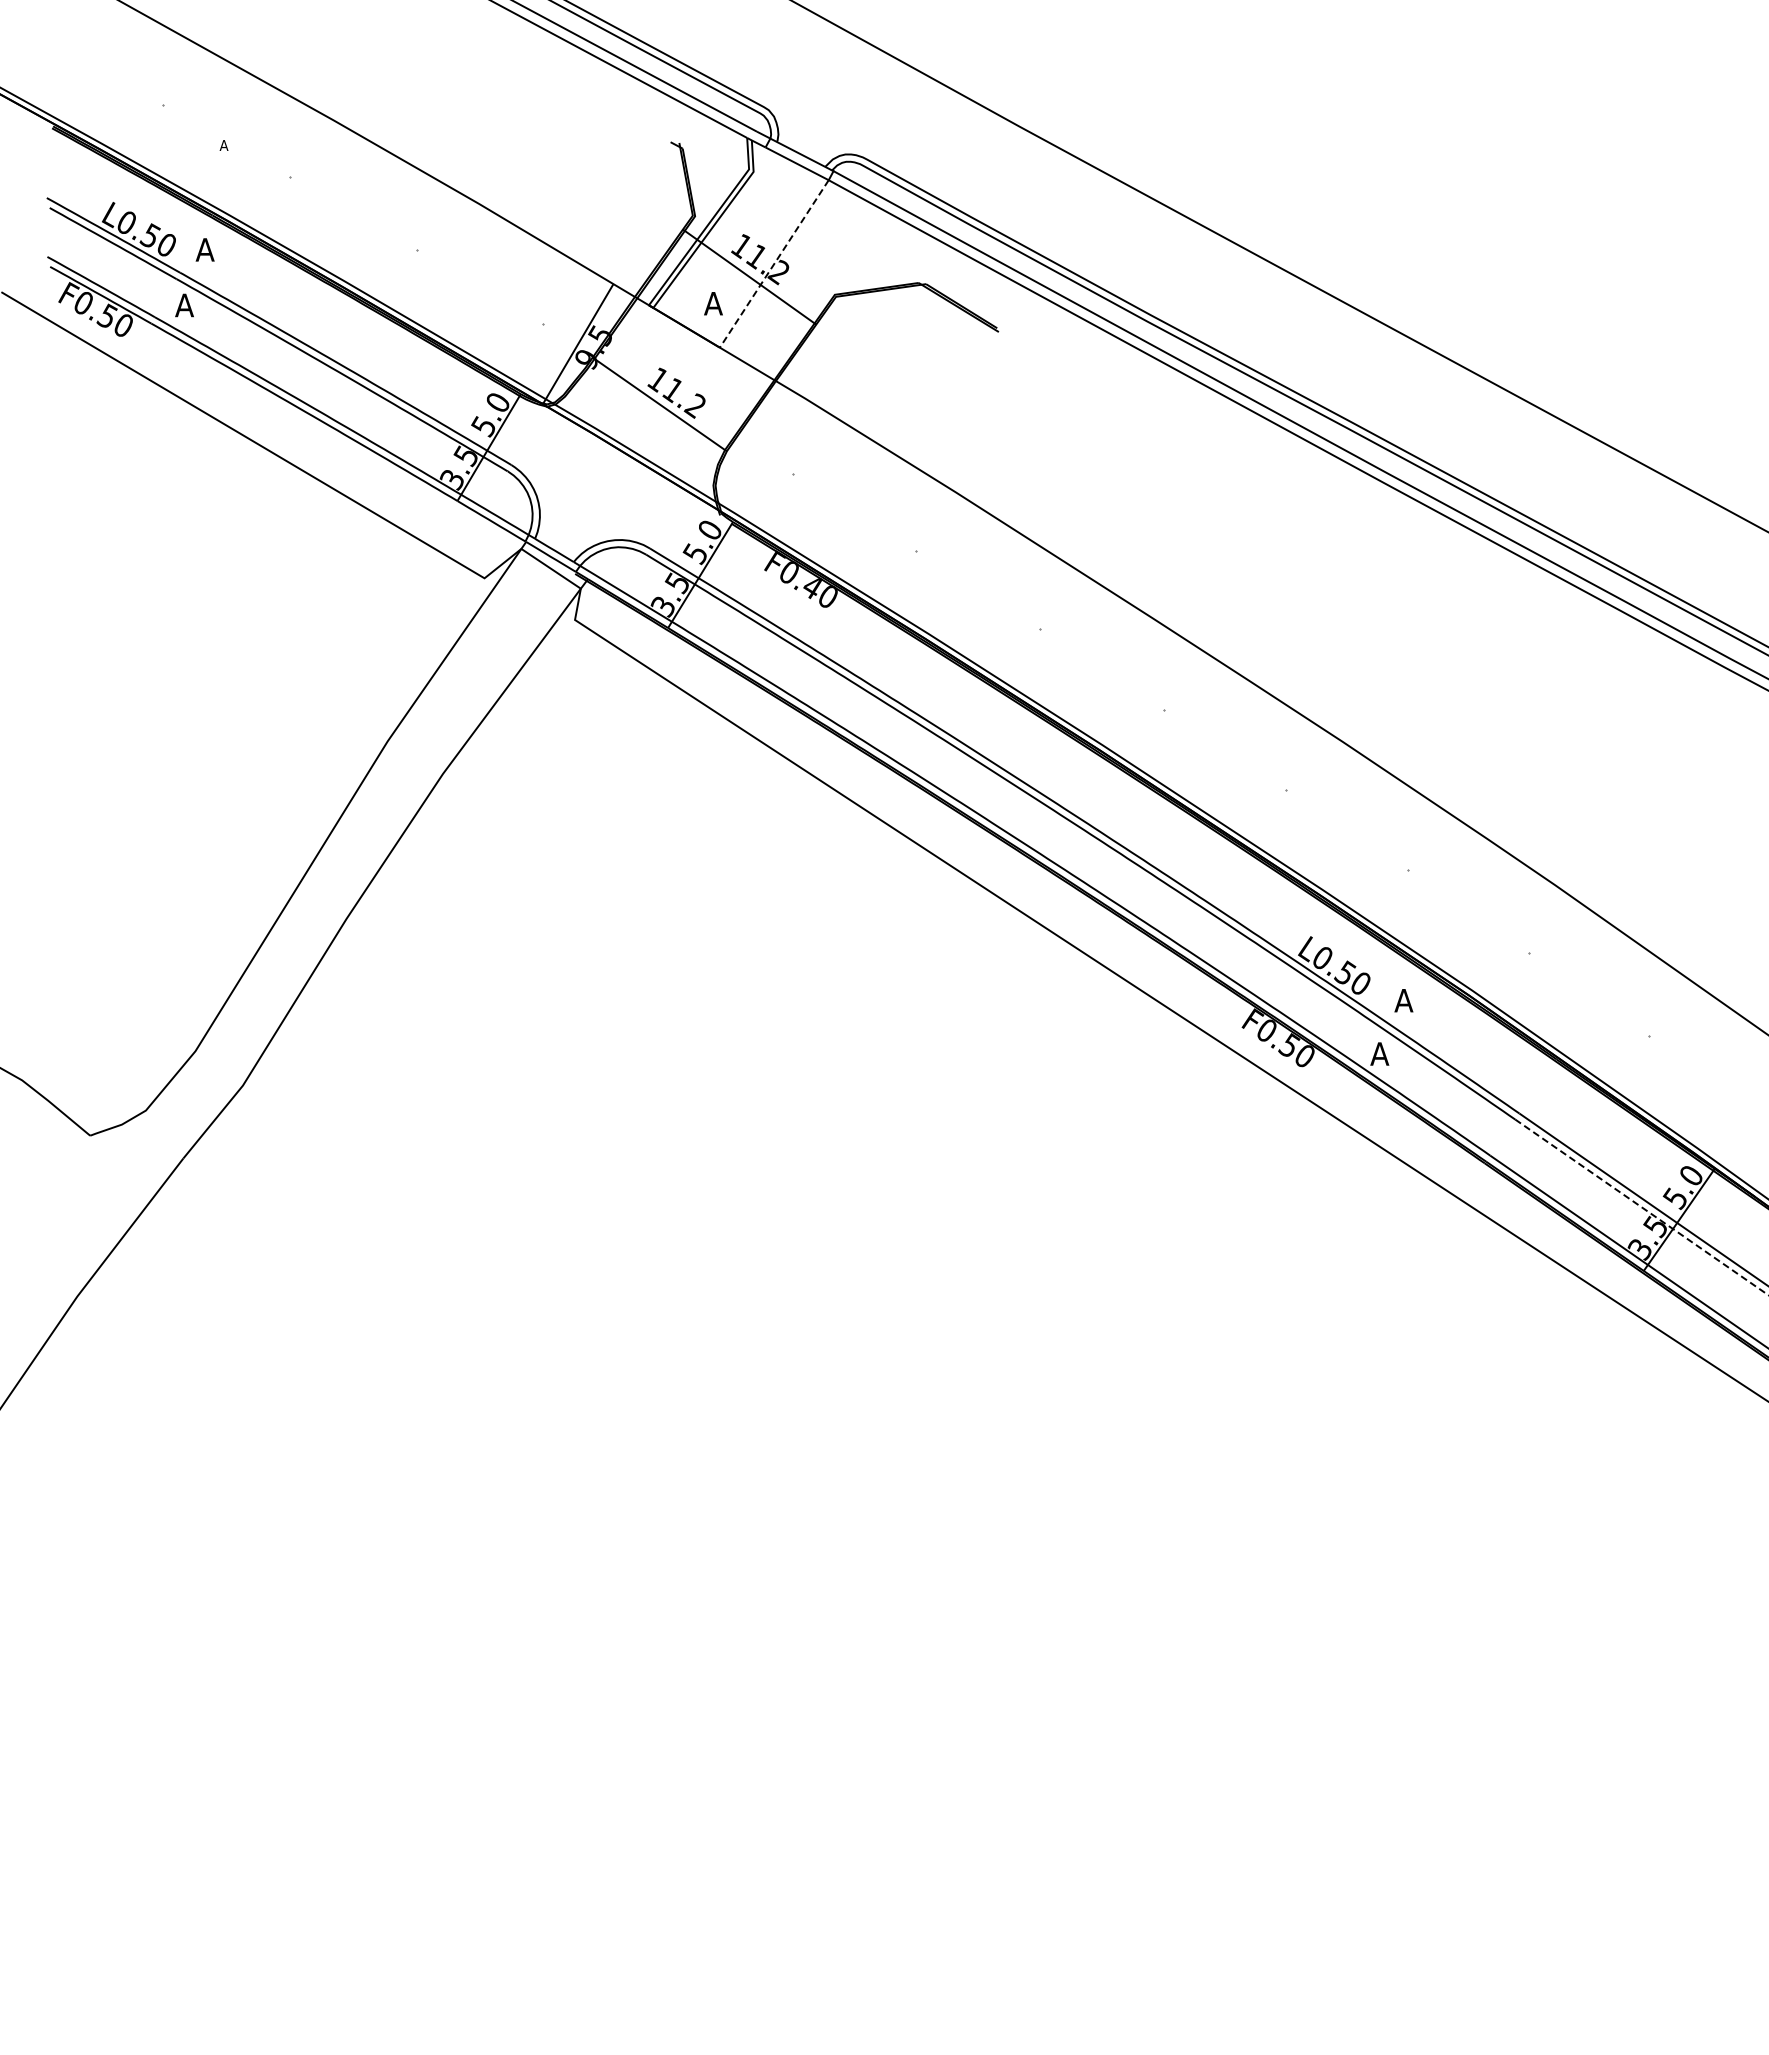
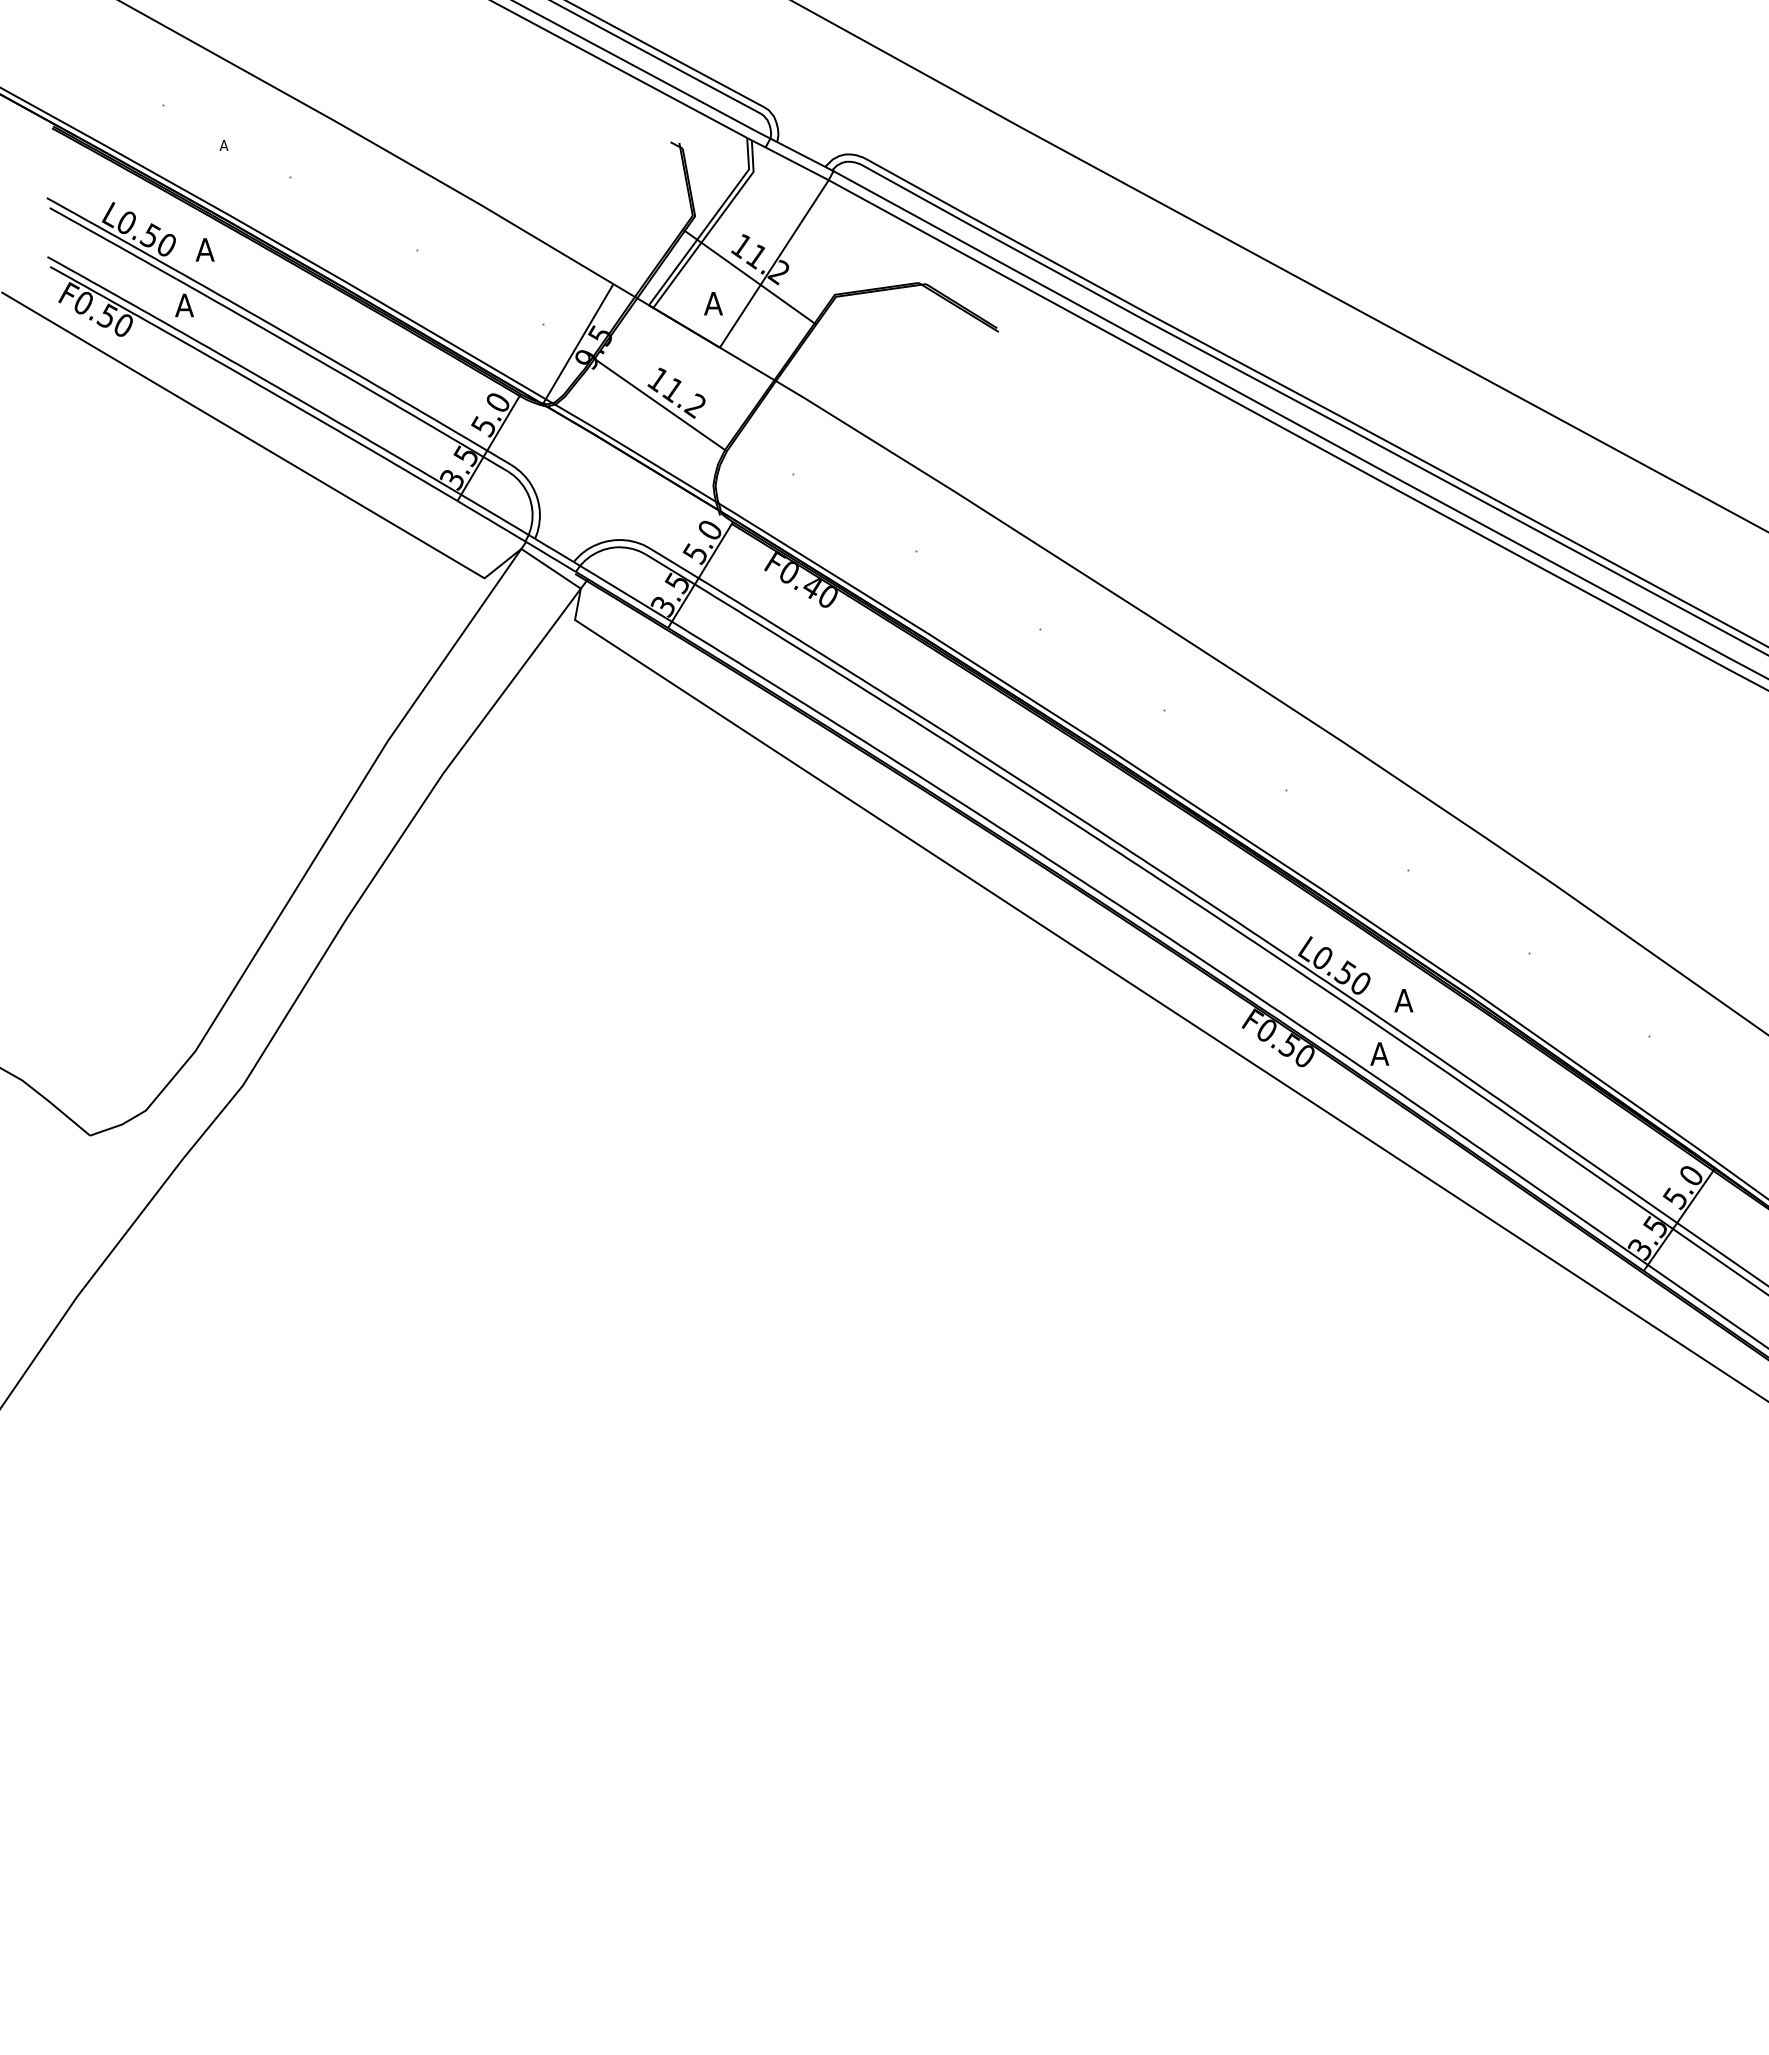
line: dashed -> solid (774, 263)
line: dashed -> solid (1642, 1207)
